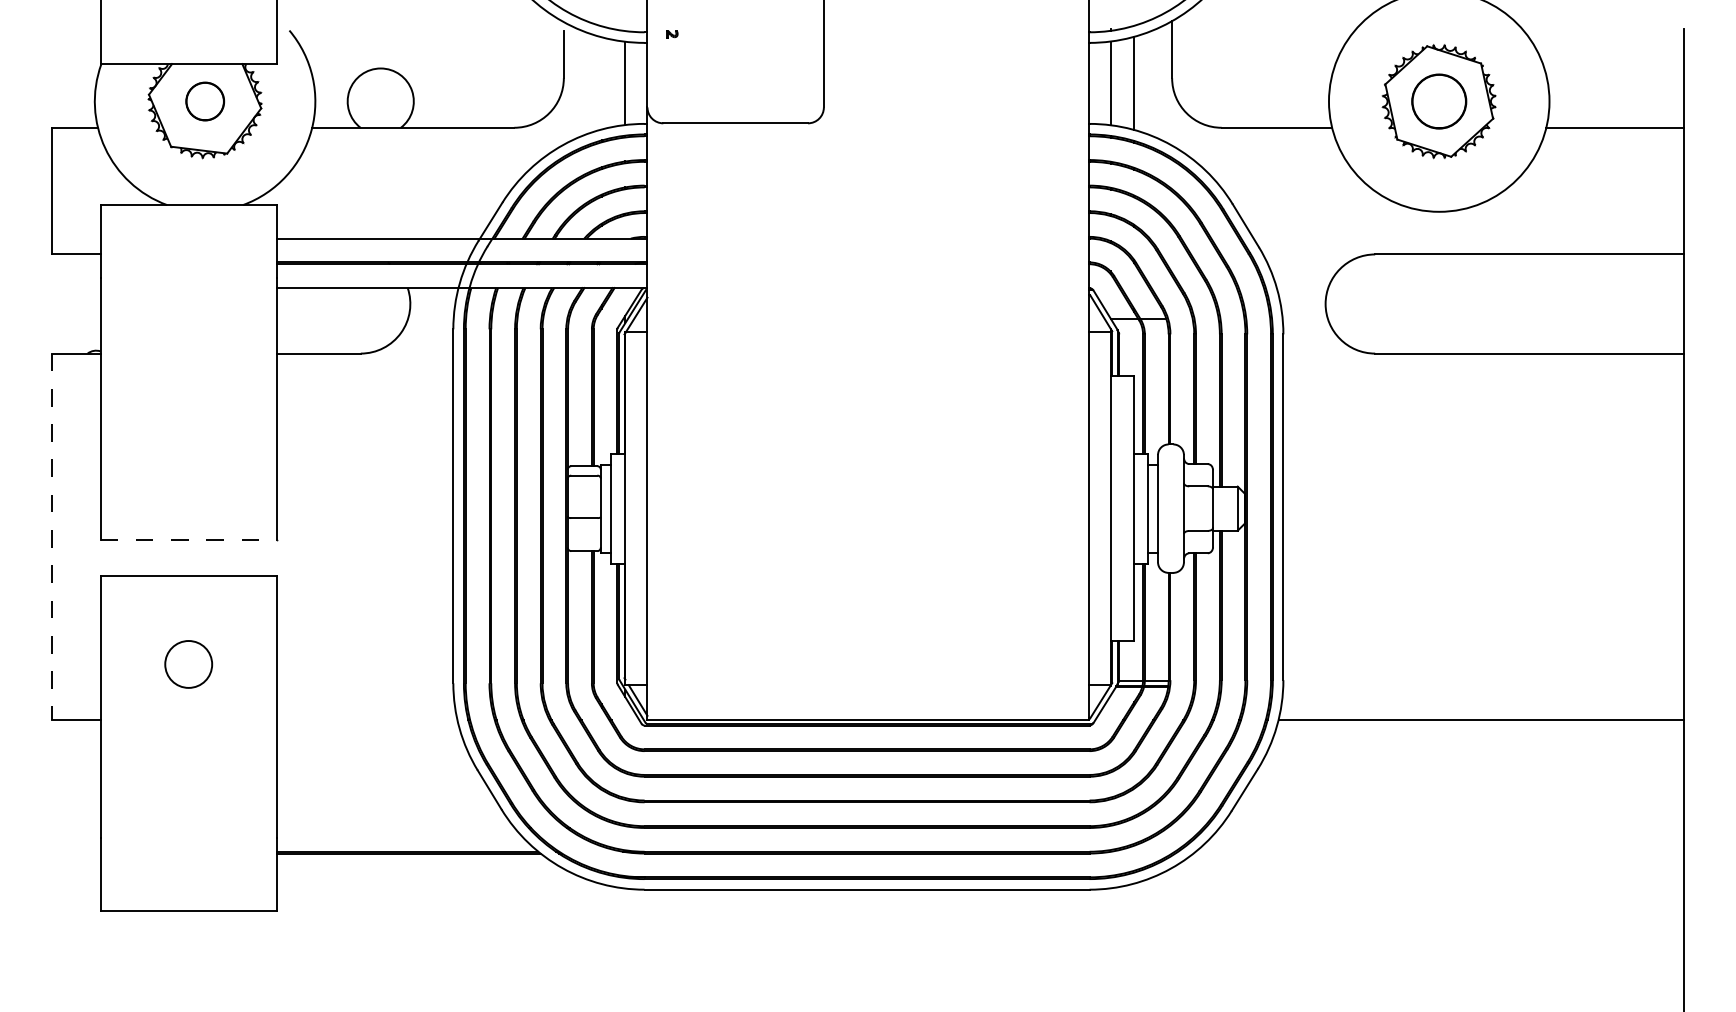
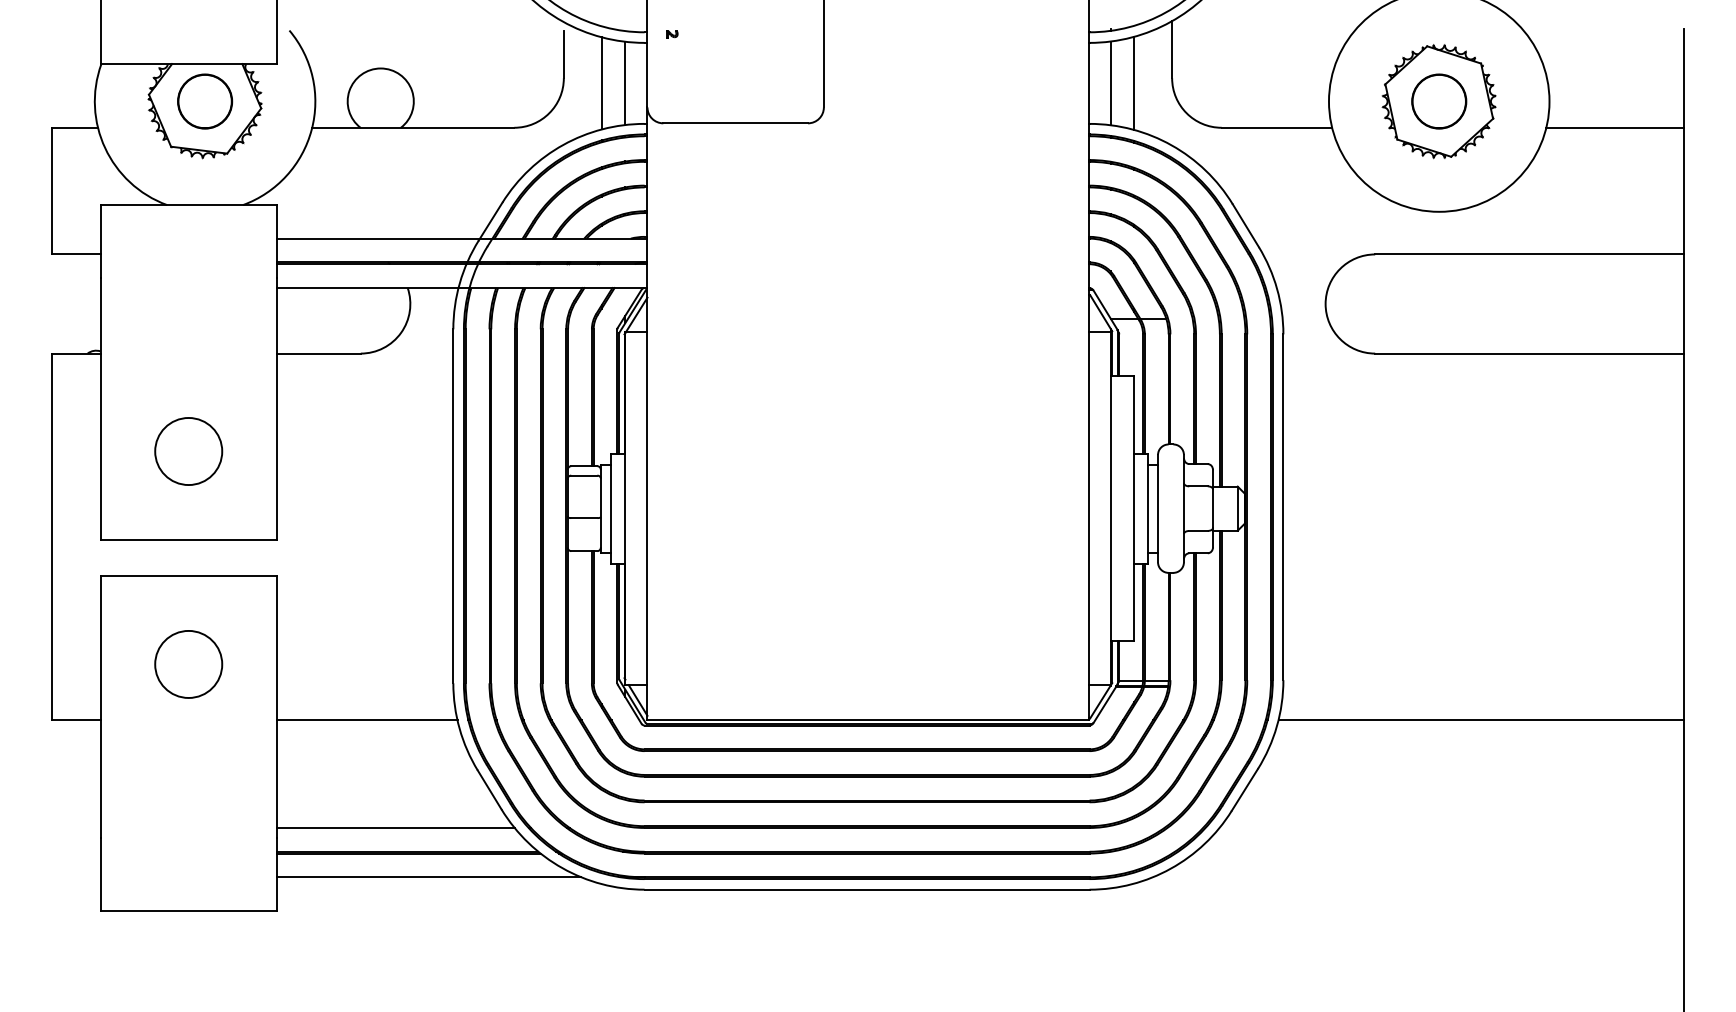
line: none -> present (601, 83)
circle size: 41x41 px -> 57x57 px (205, 101)
circle: none -> present (188, 451)
line: dashed -> solid (52, 537)
line: dashed -> solid (189, 539)
circle diameter: 47 px -> 67 px (188, 663)
line: none -> present (366, 720)
line: none -> present (395, 827)
line: none -> present (428, 877)
